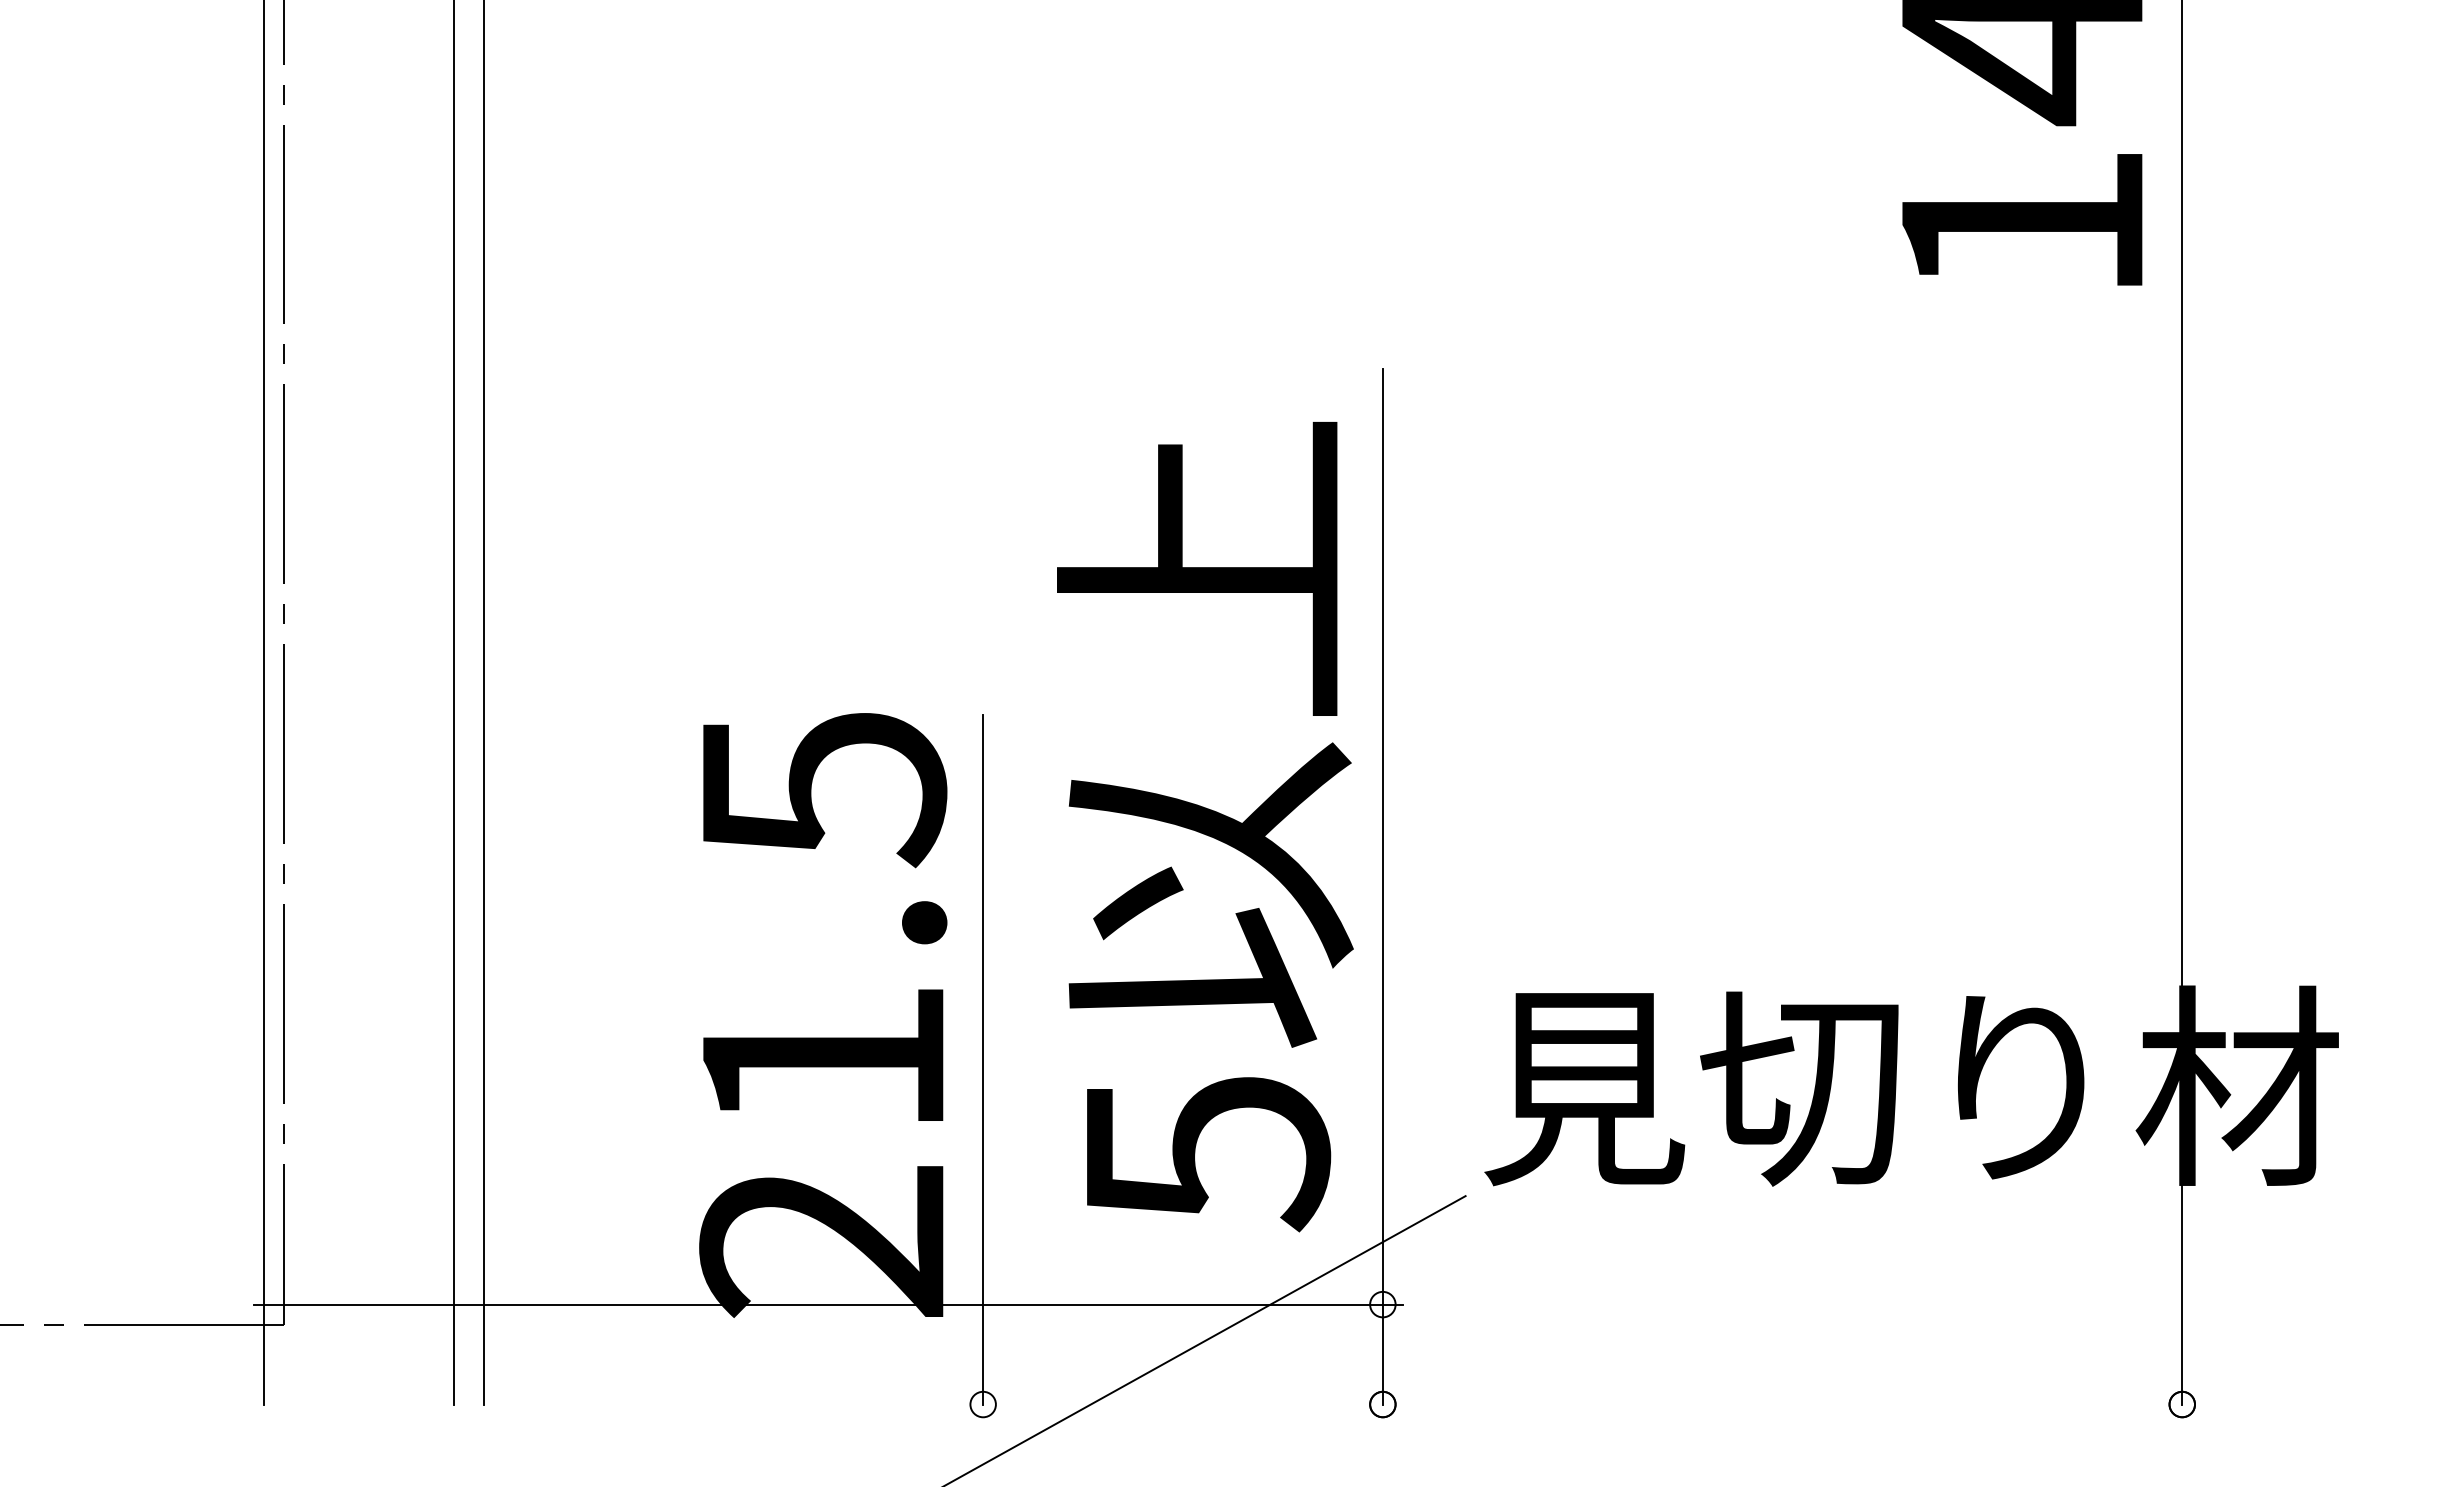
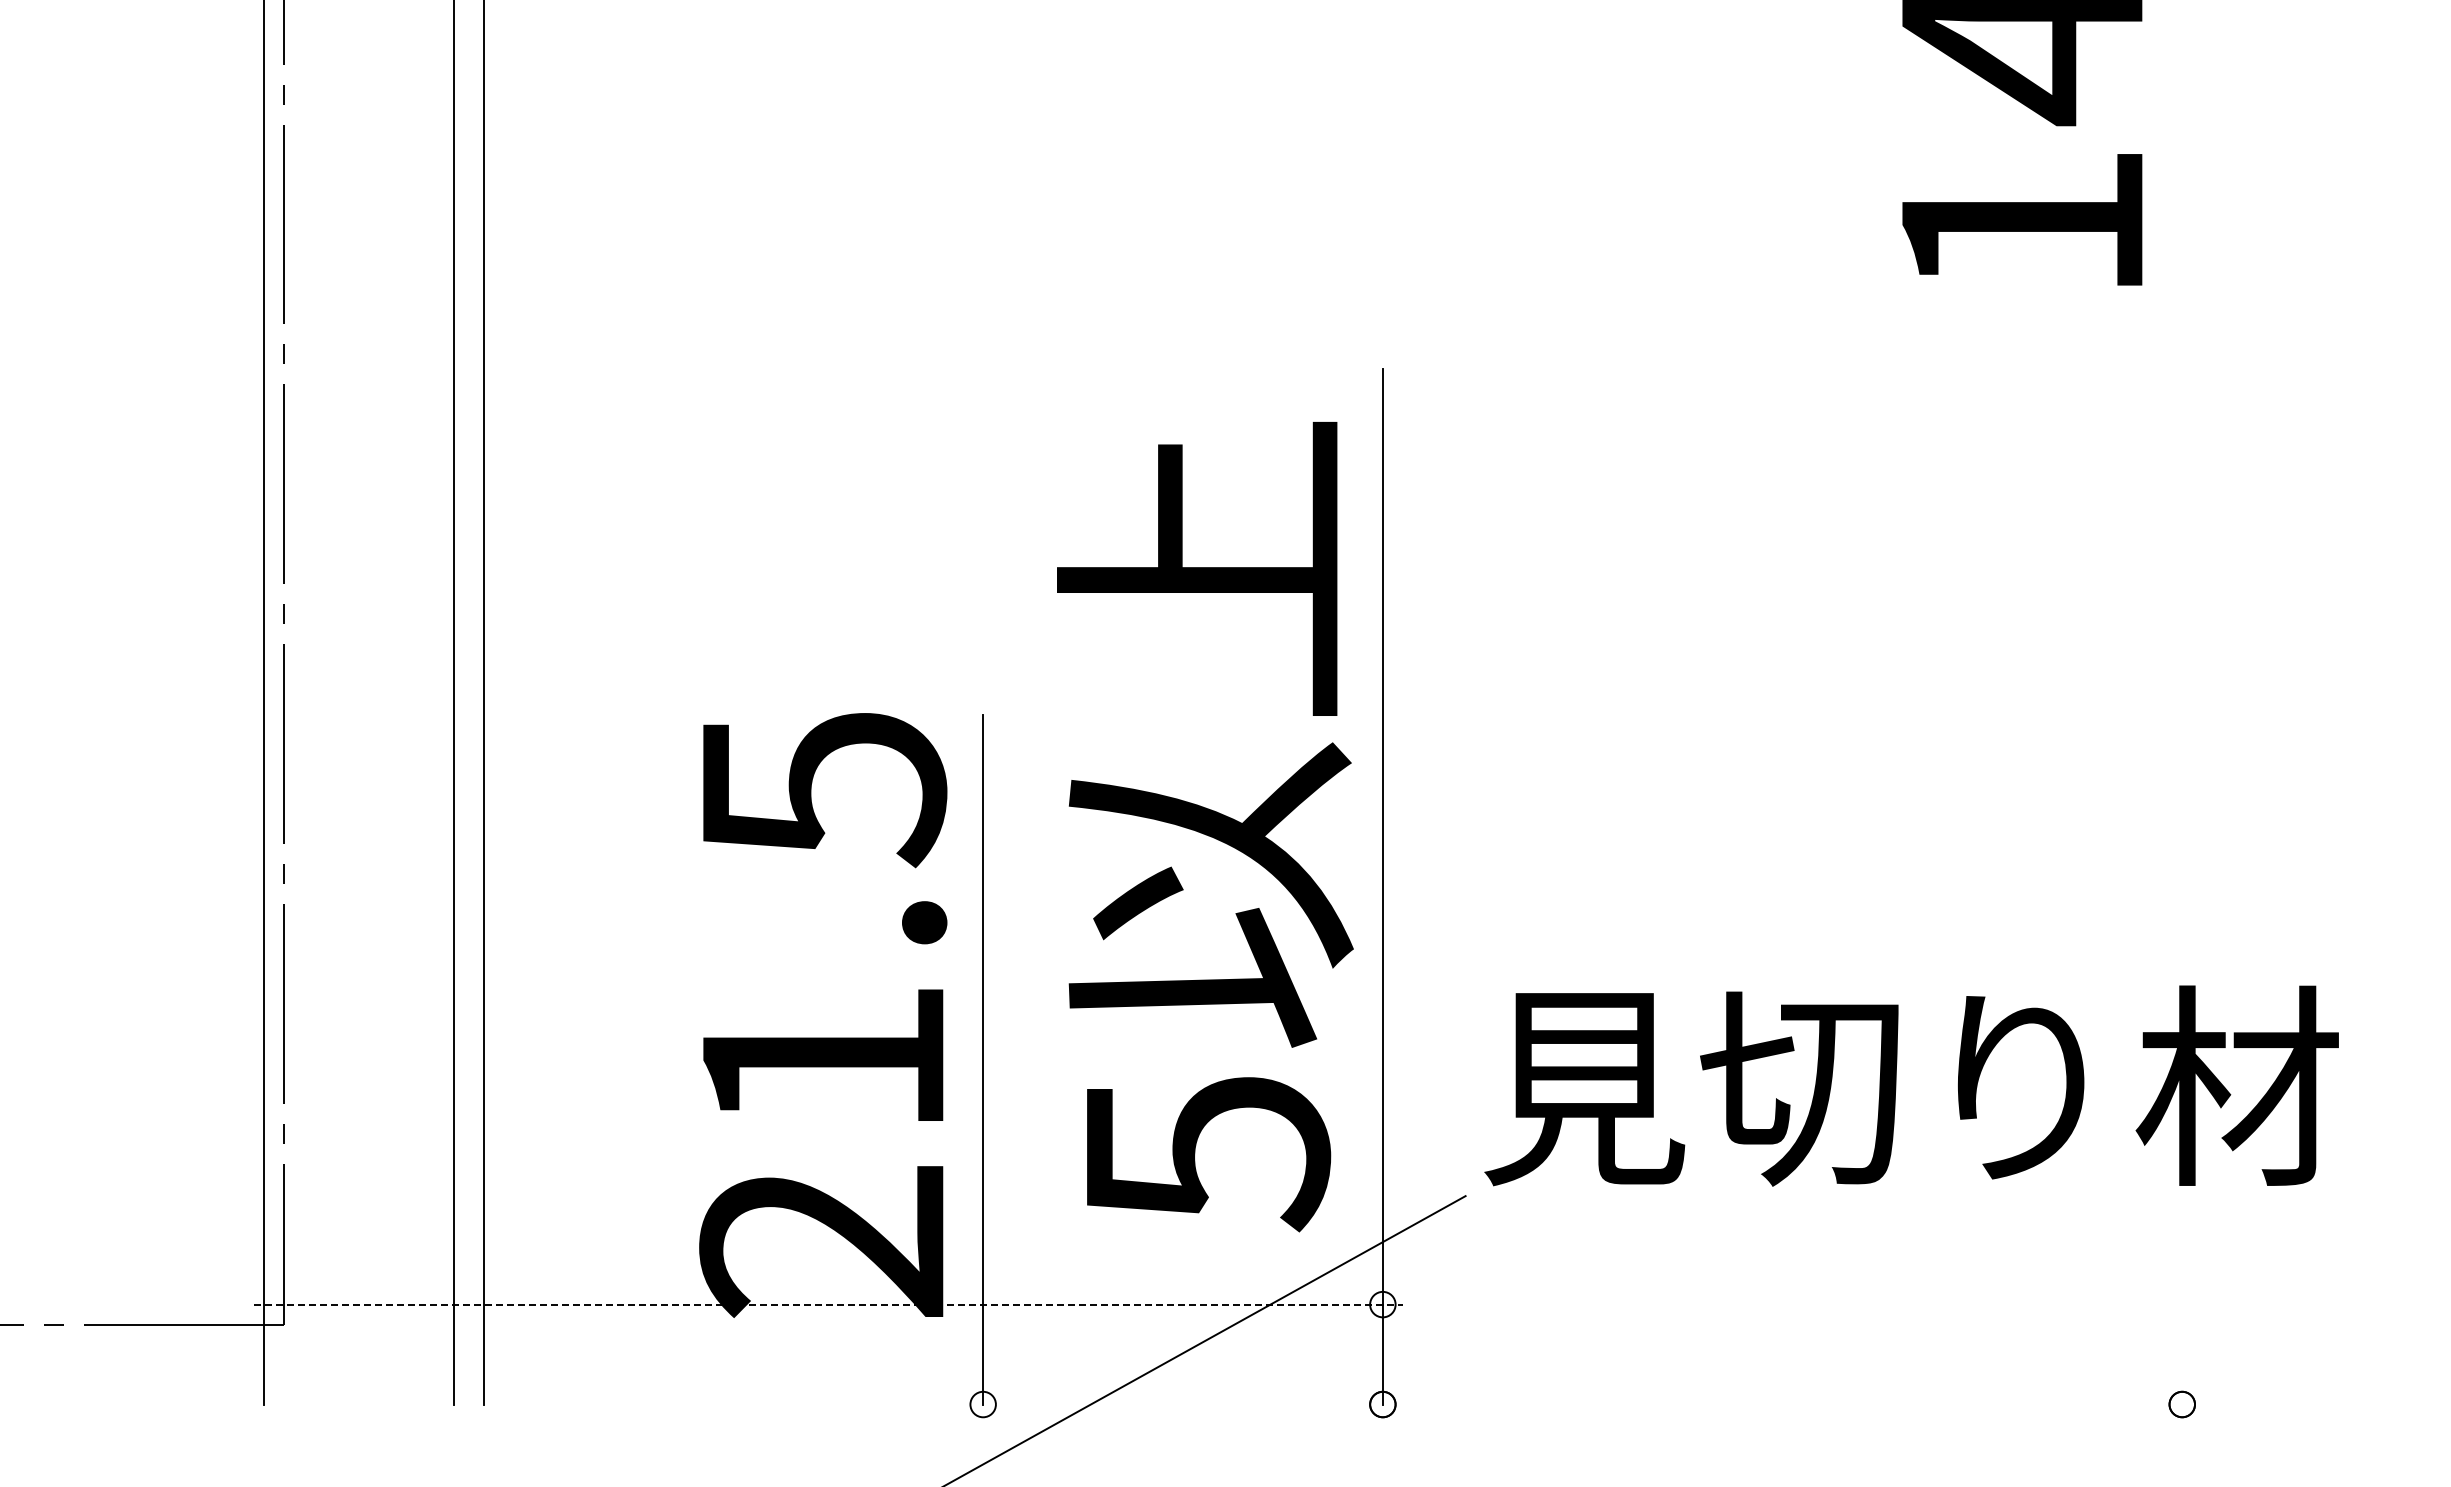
line: present -> none (2182, 703)
line: solid -> dashed (828, 1304)
